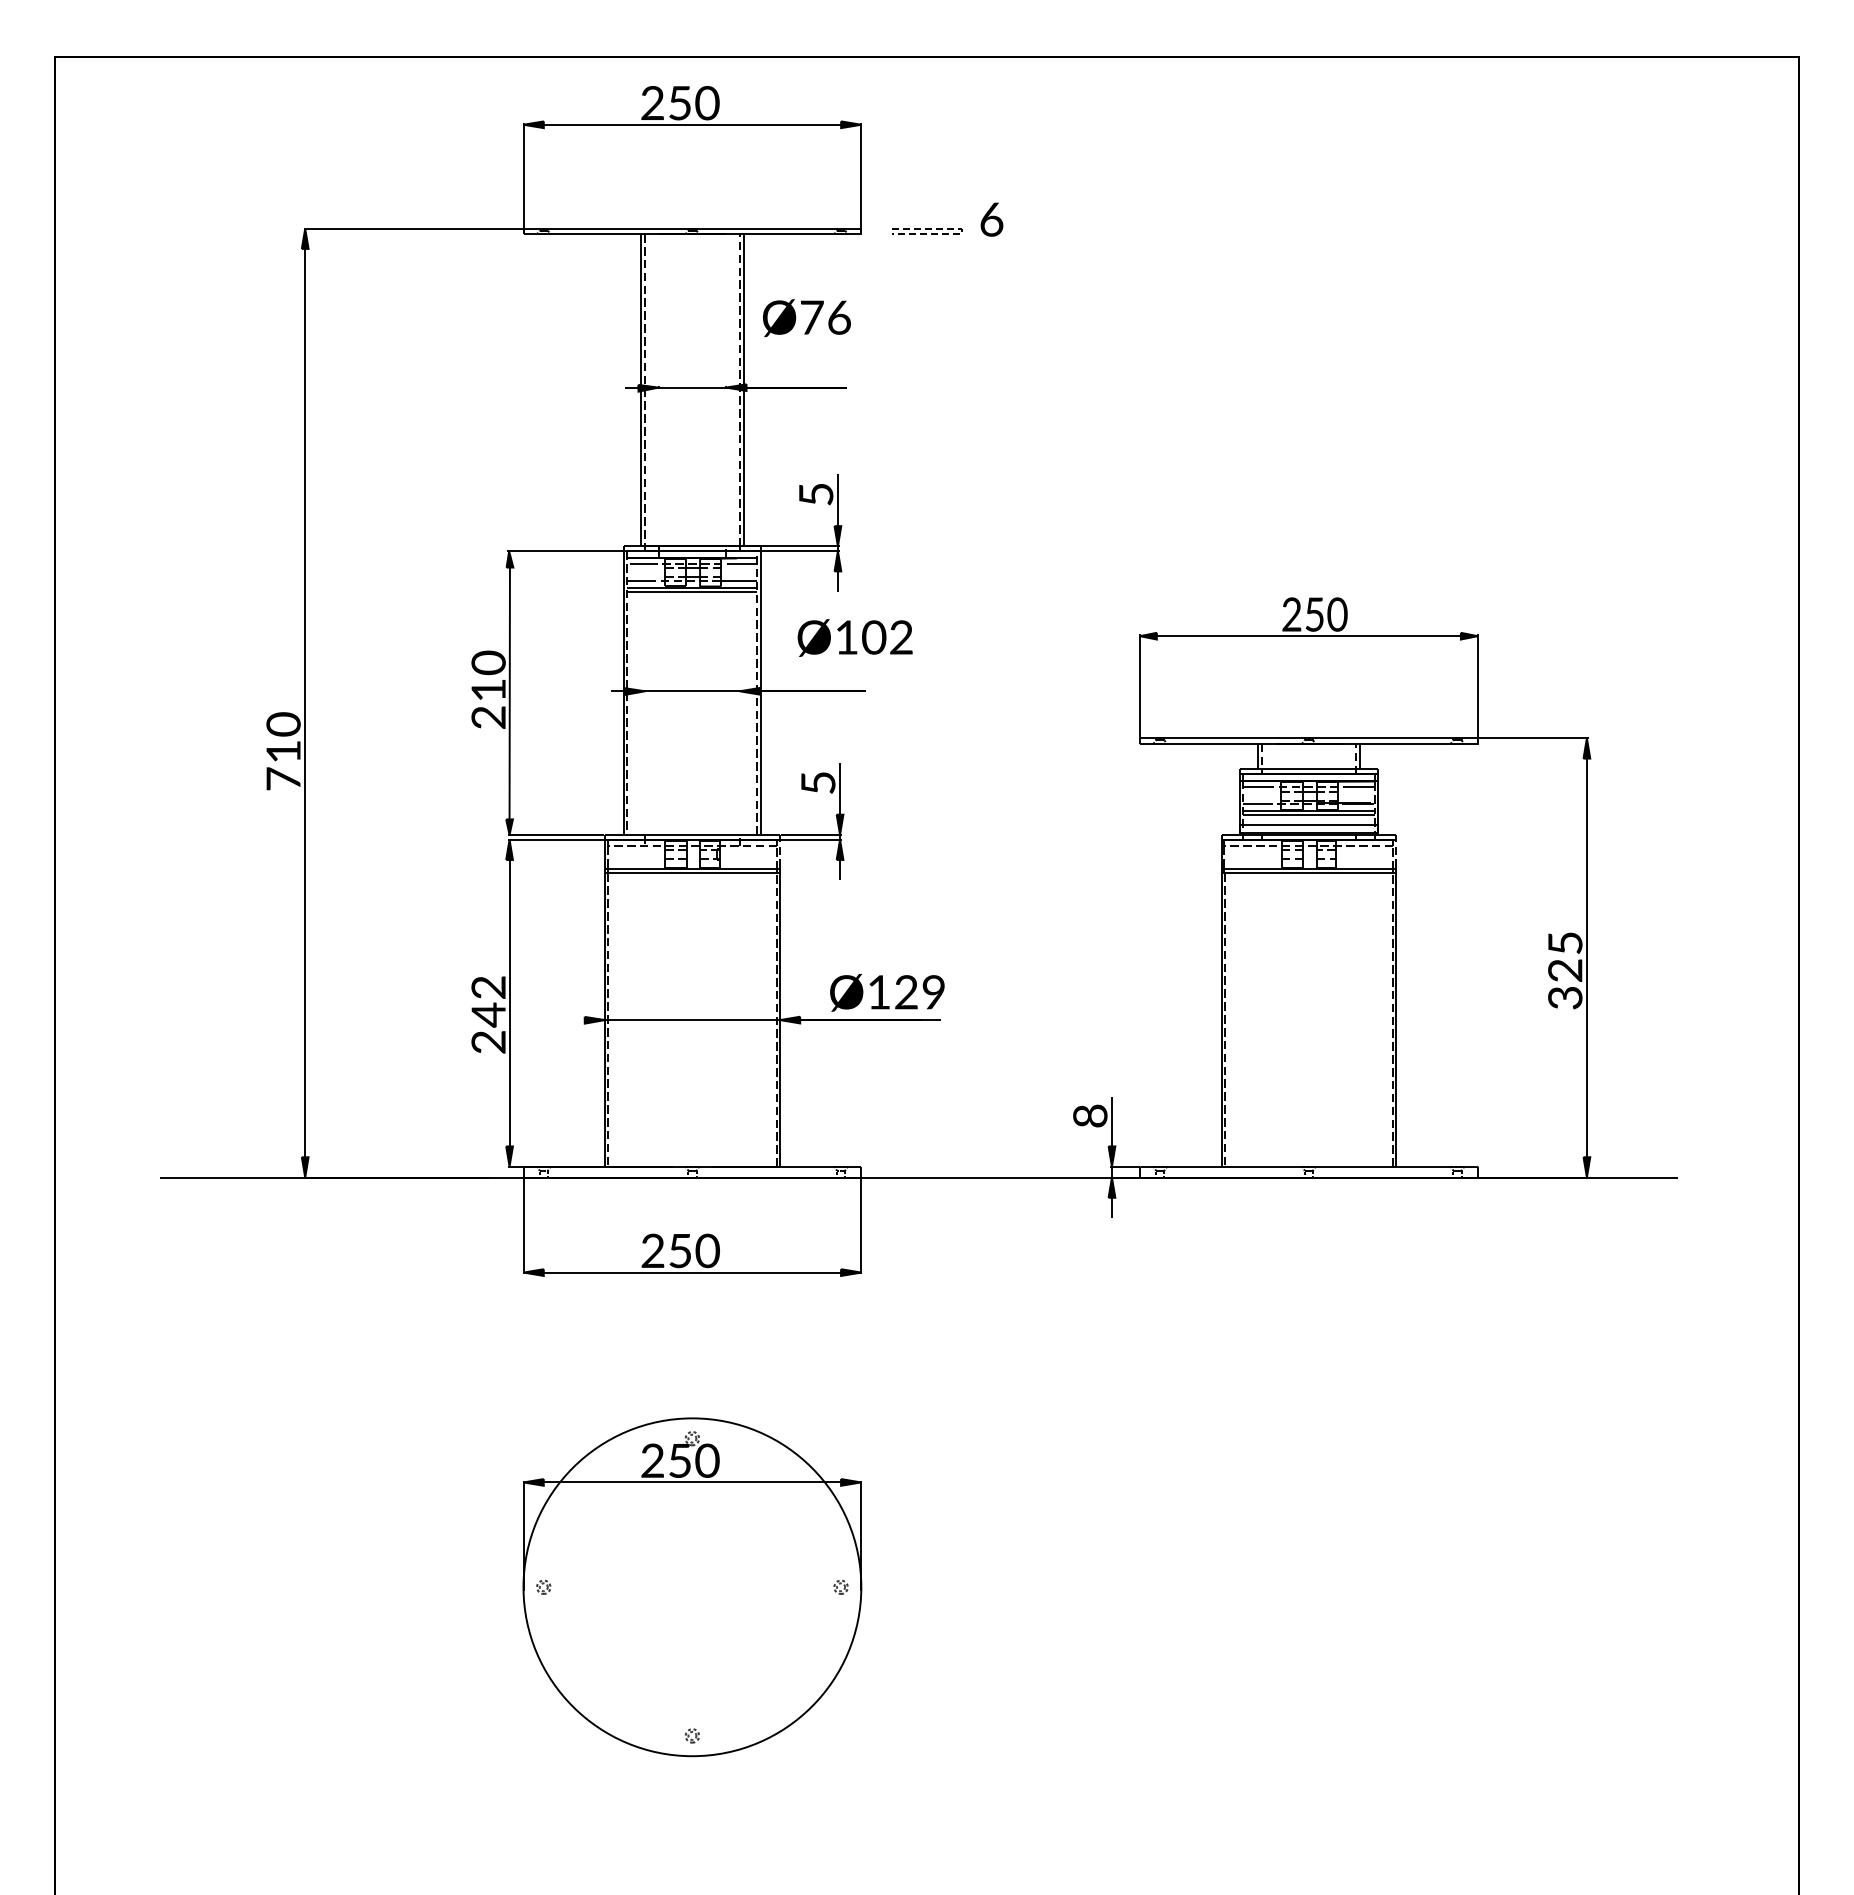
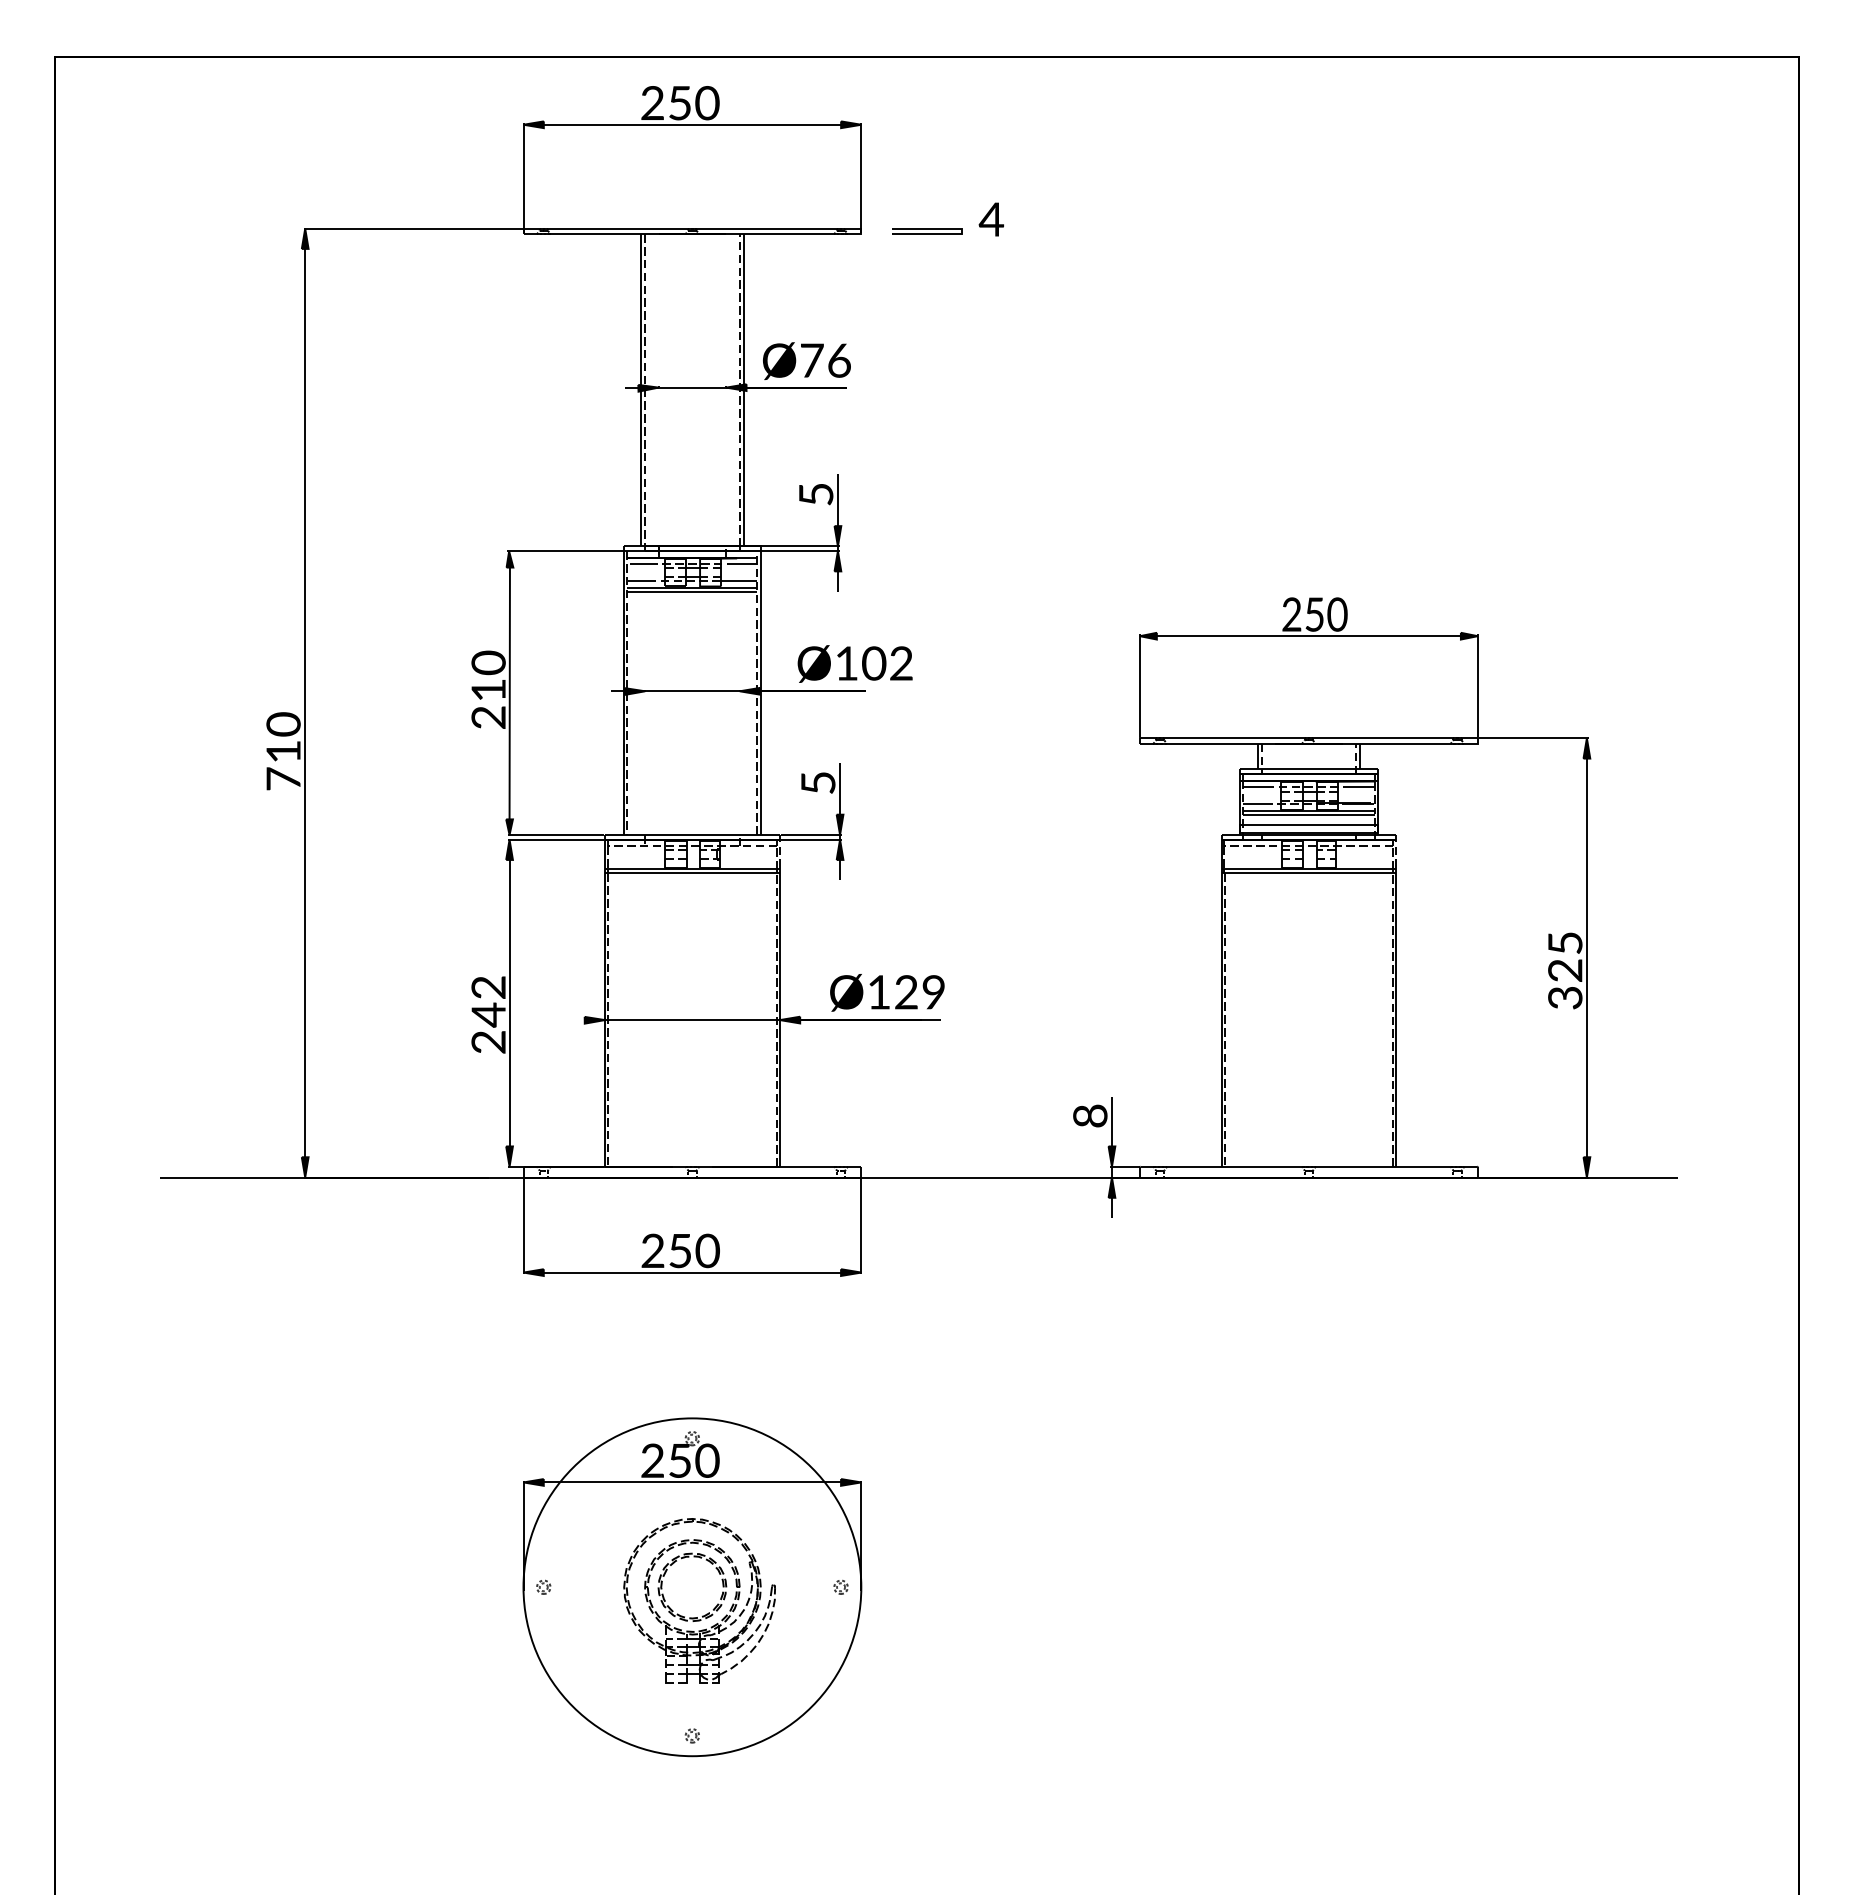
text: 6 -> 4 (991, 219)
line: dashed -> solid (961, 231)
text position: (806, 317) -> (806, 360) (806, 360)
text position: (854, 637) -> (854, 663) (854, 663)
part: none -> present (706, 1613)
